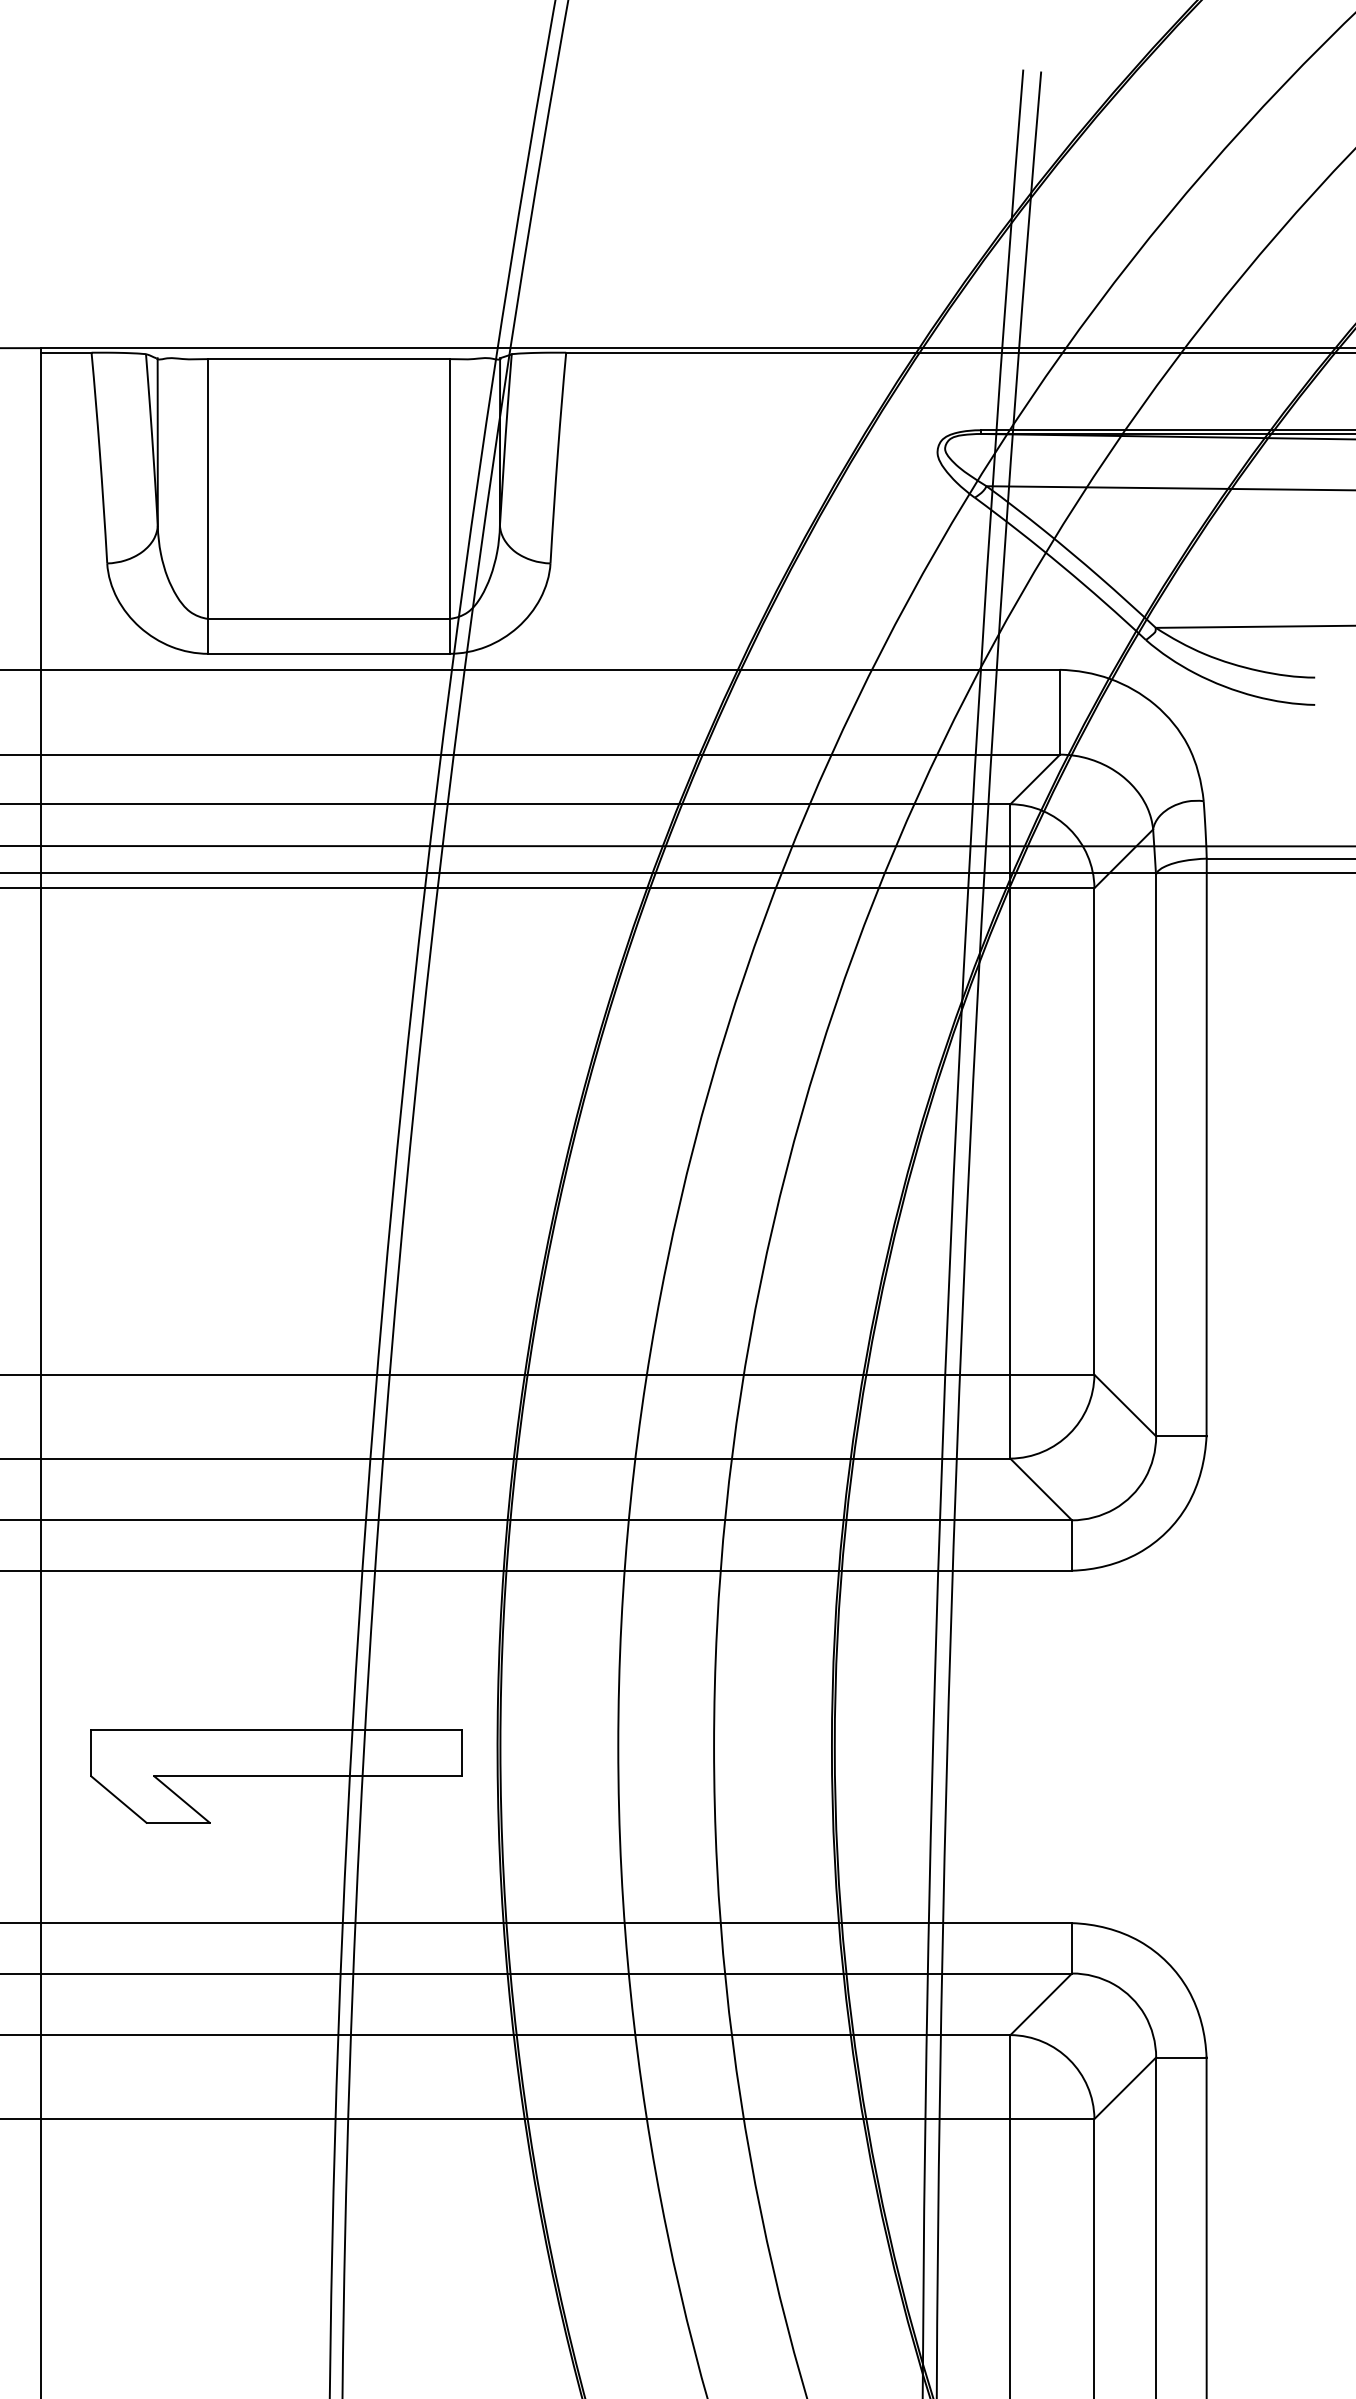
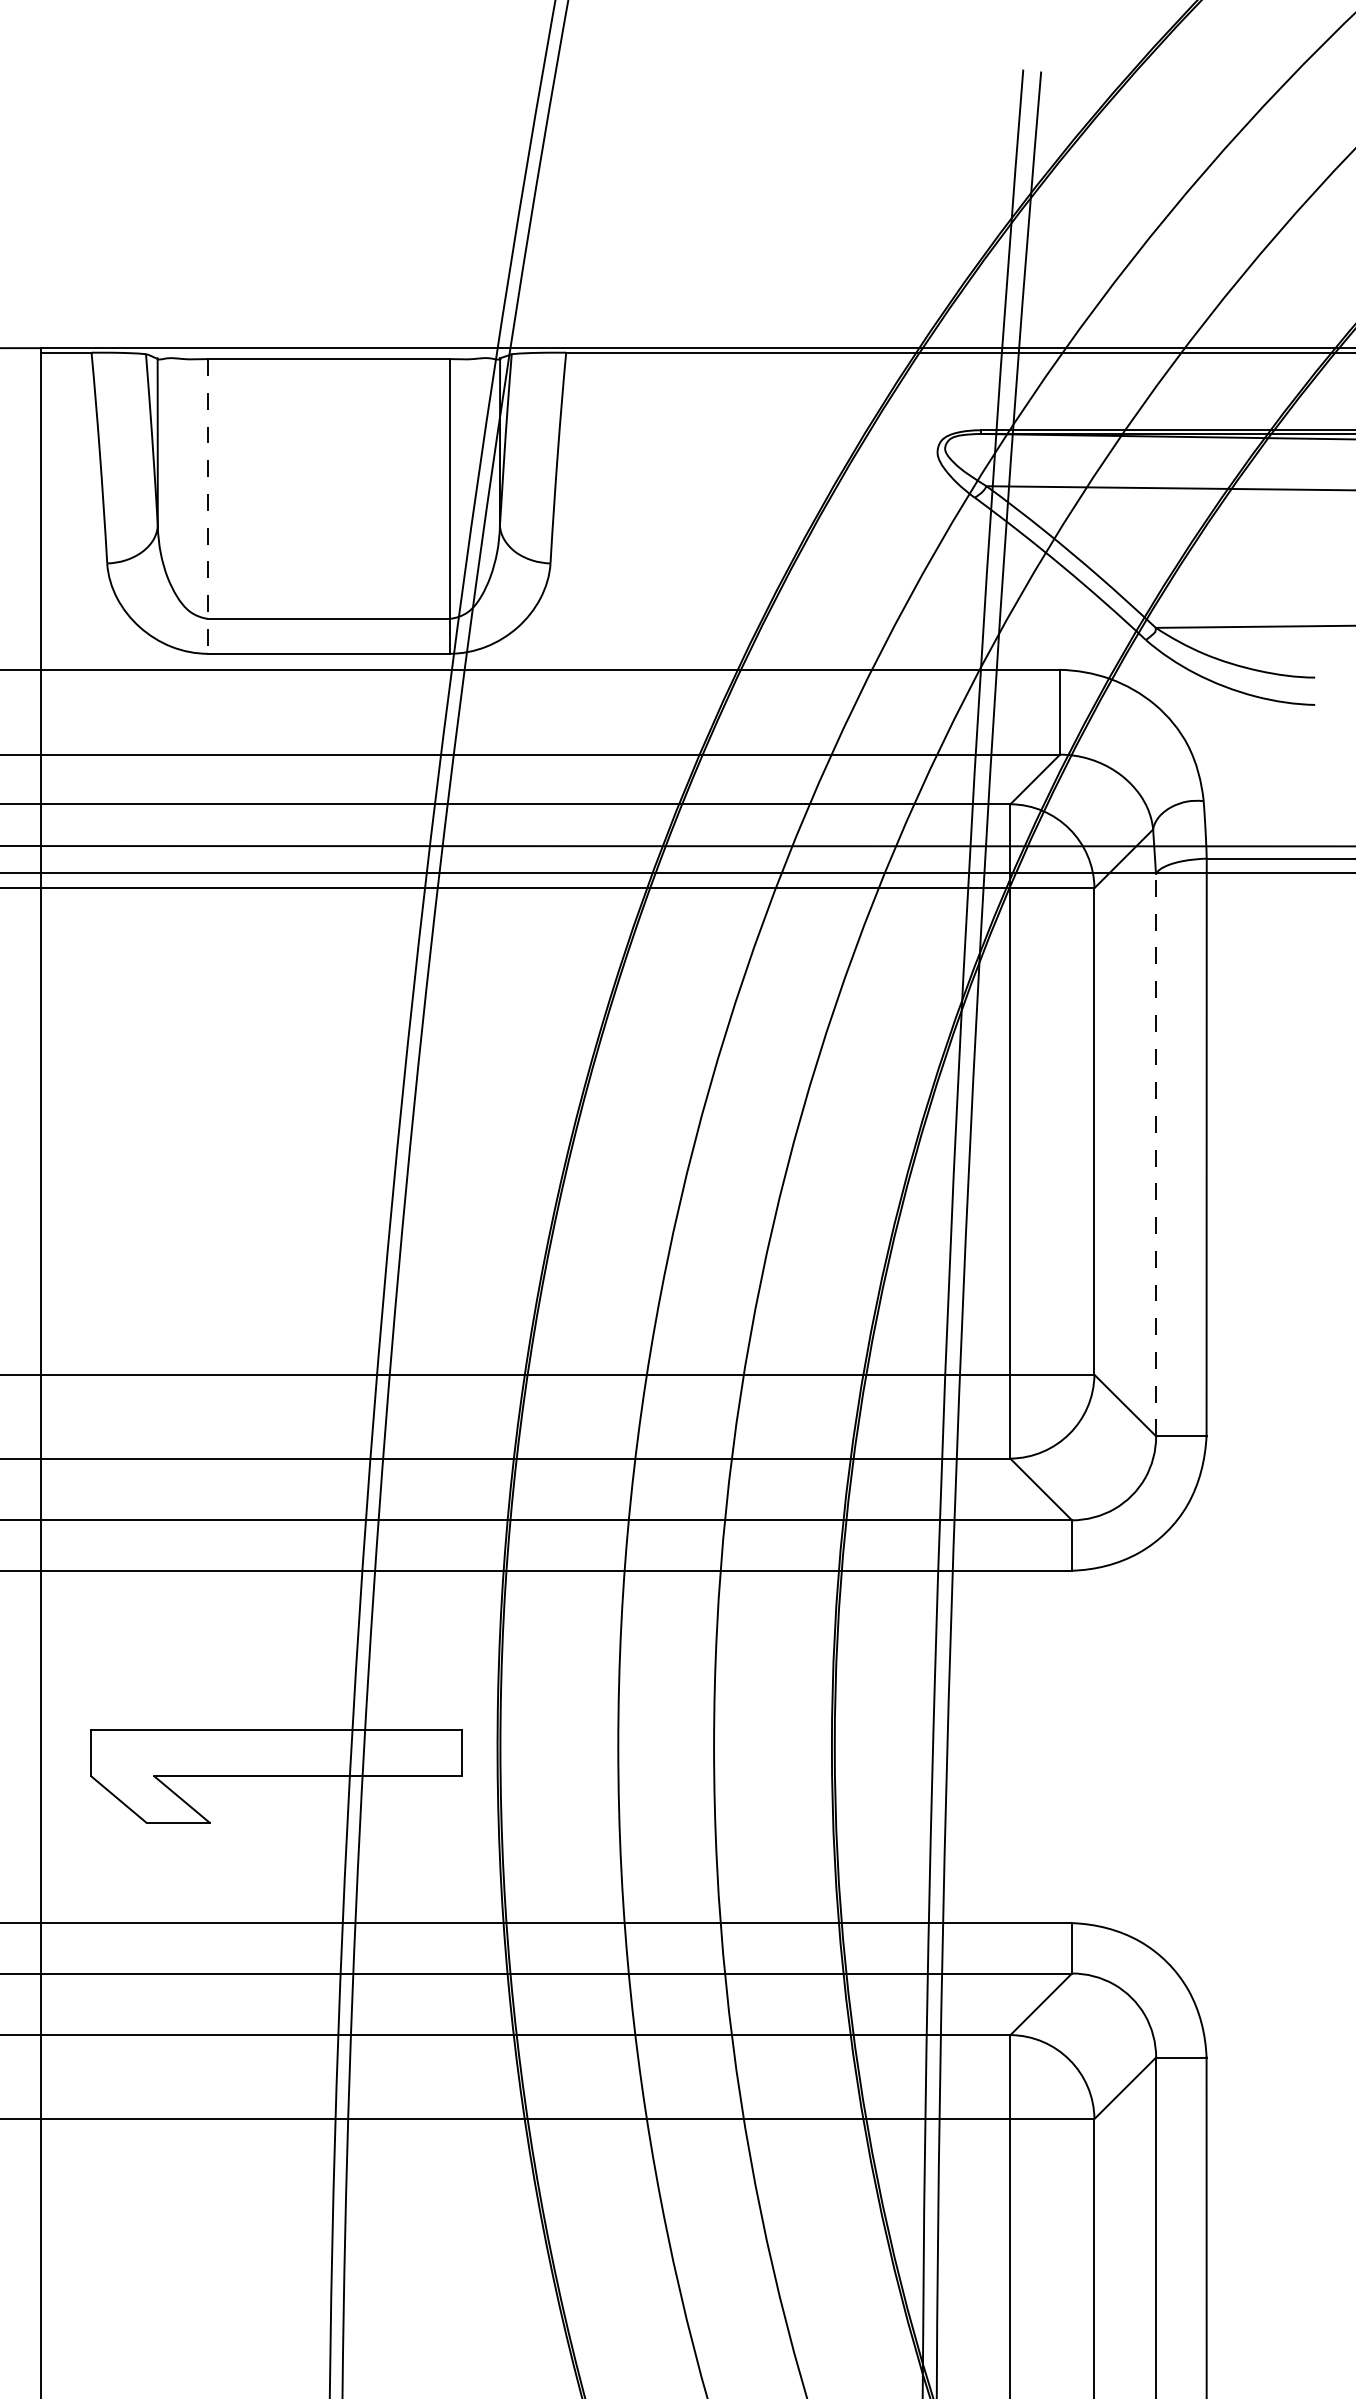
line: solid -> dashed (208, 506)
line: solid -> dashed (1156, 1155)
